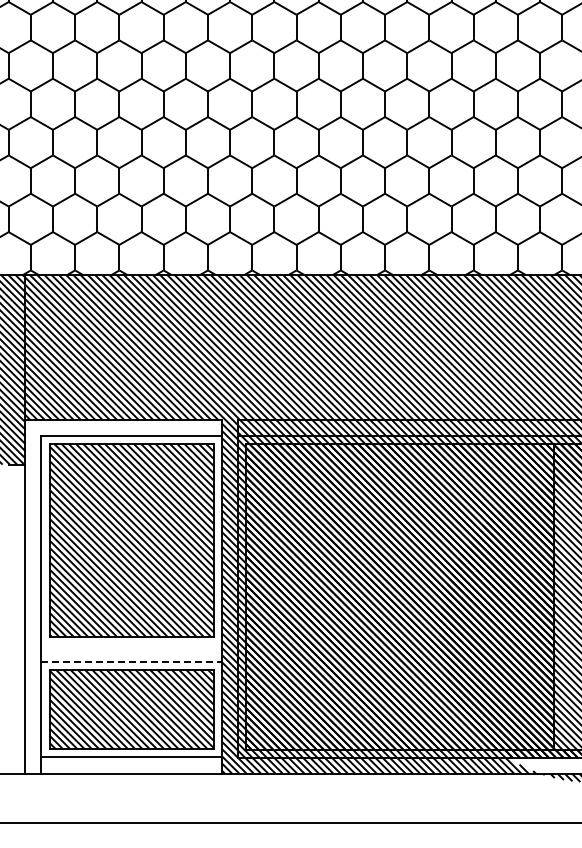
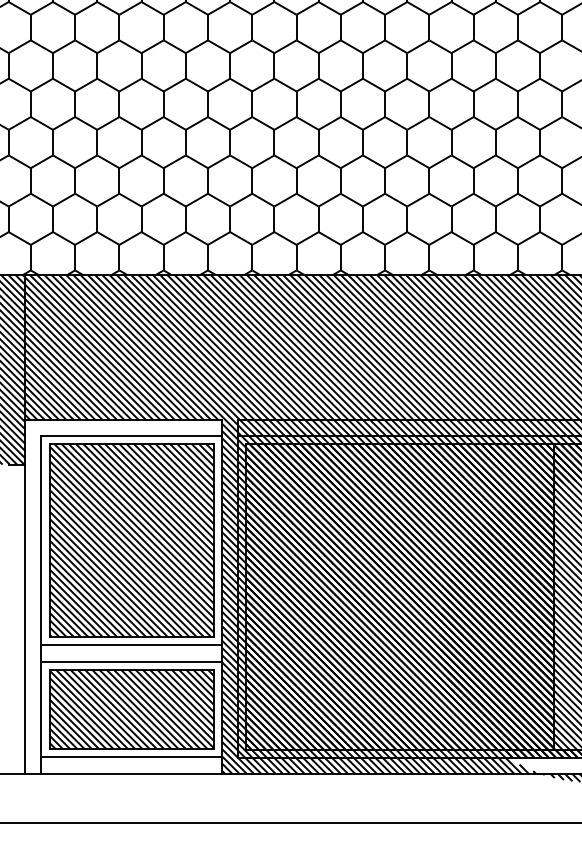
line: none -> present (131, 645)
line: dashed -> solid (132, 661)
